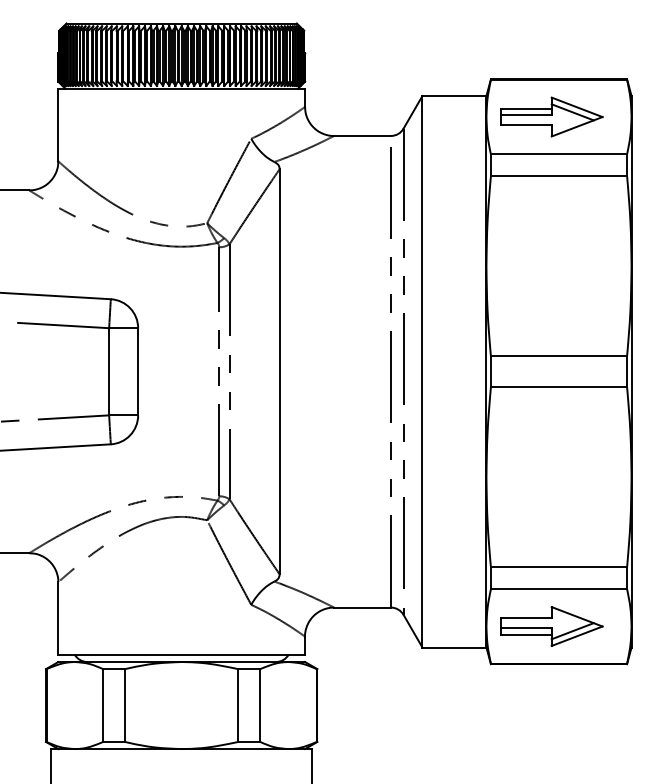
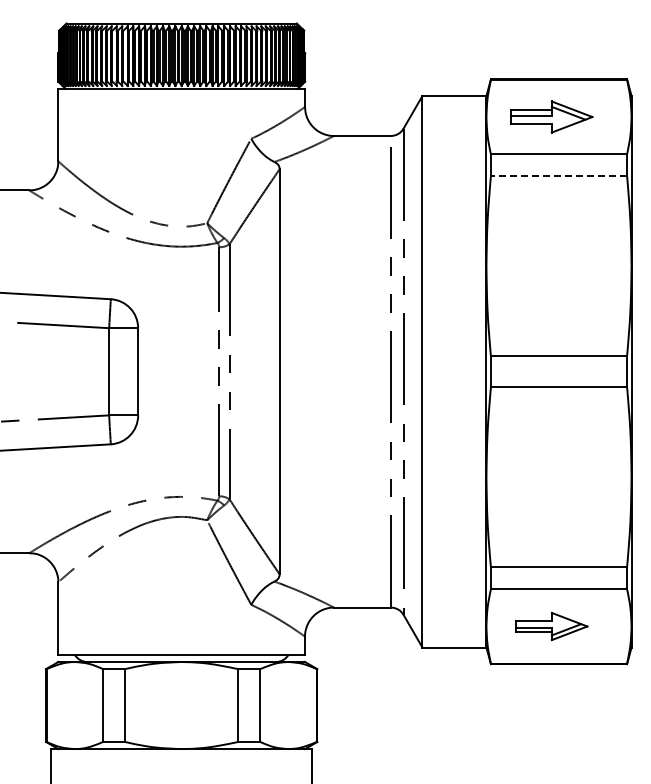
part size: 104x42 px -> 84x34 px (551, 116)
line: solid -> dashed (558, 176)
part size: 104x41 px -> 74x31 px (551, 626)
